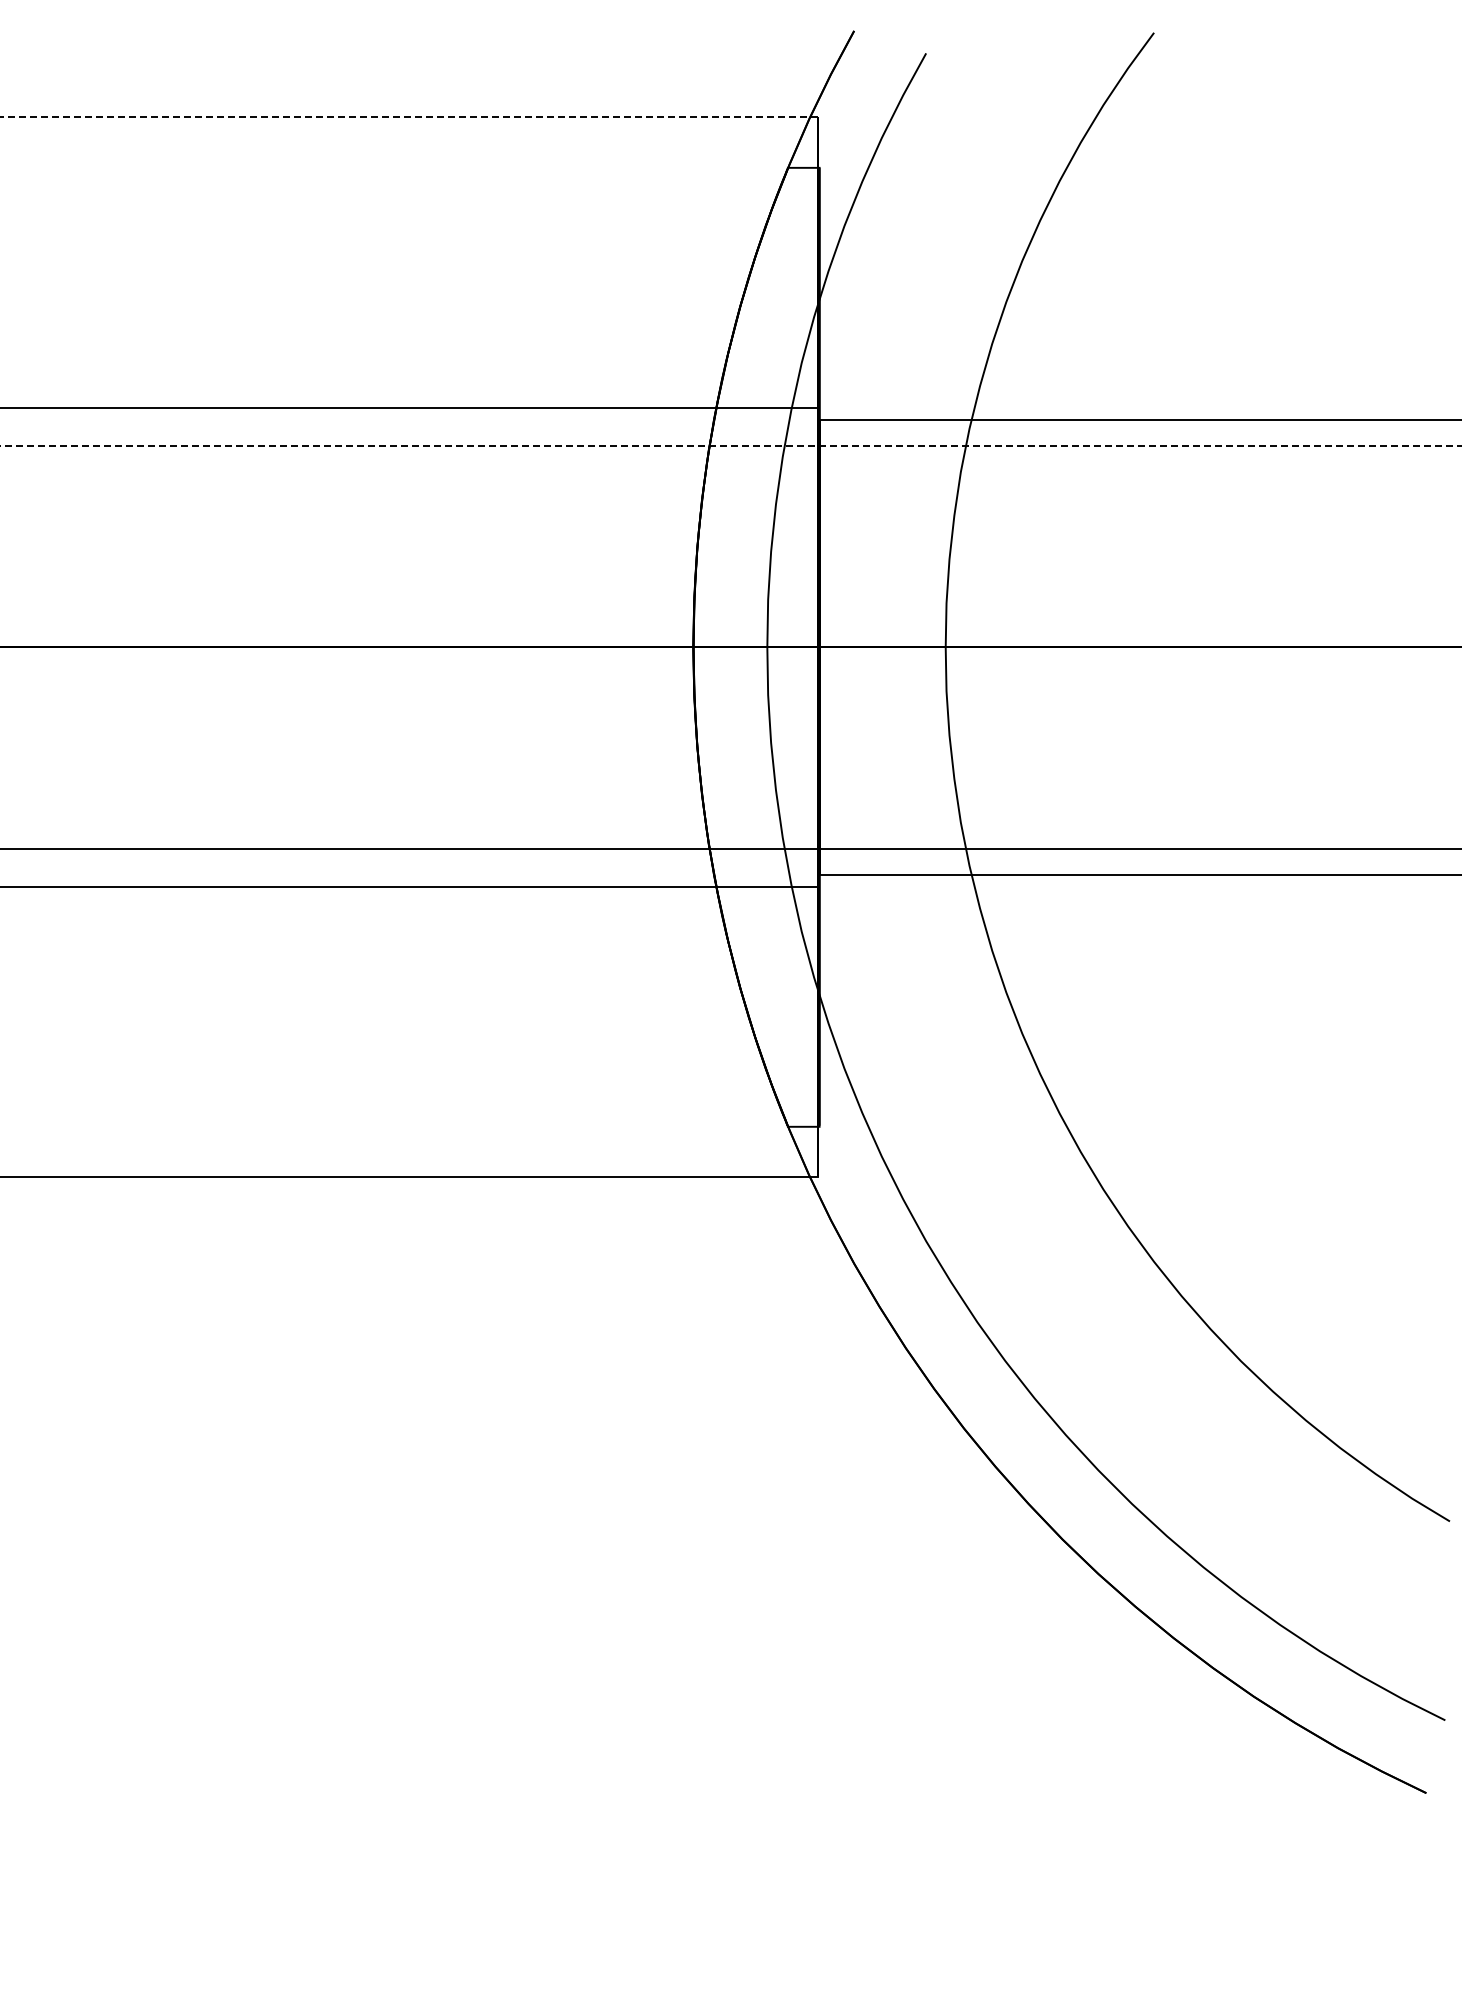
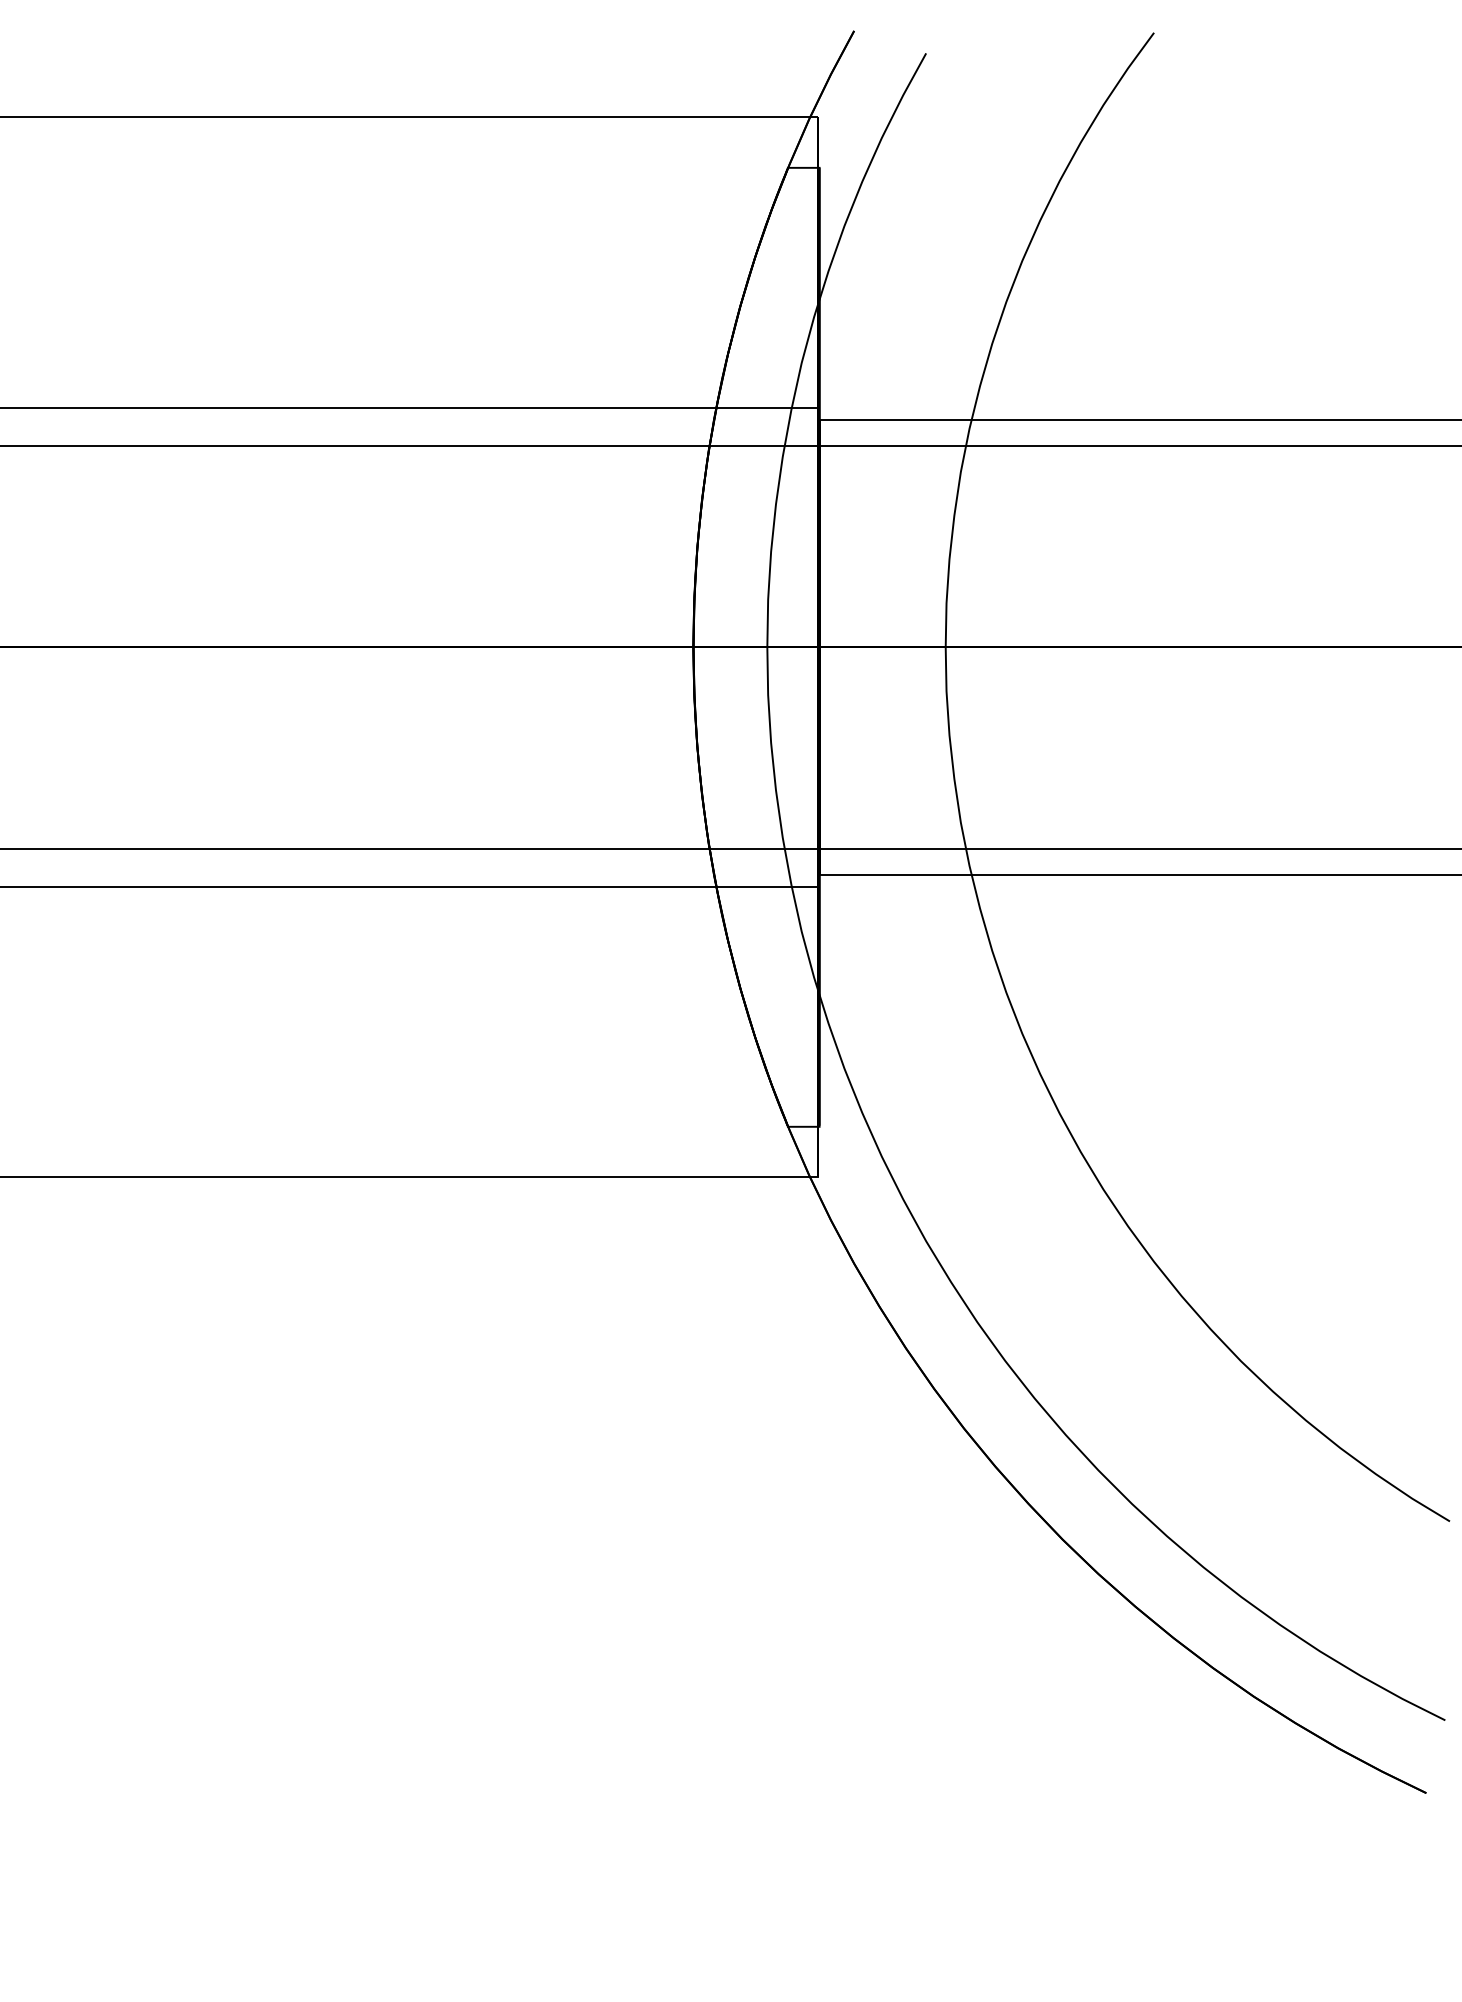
line: dashed -> solid (409, 117)
line: dashed -> solid (731, 445)
